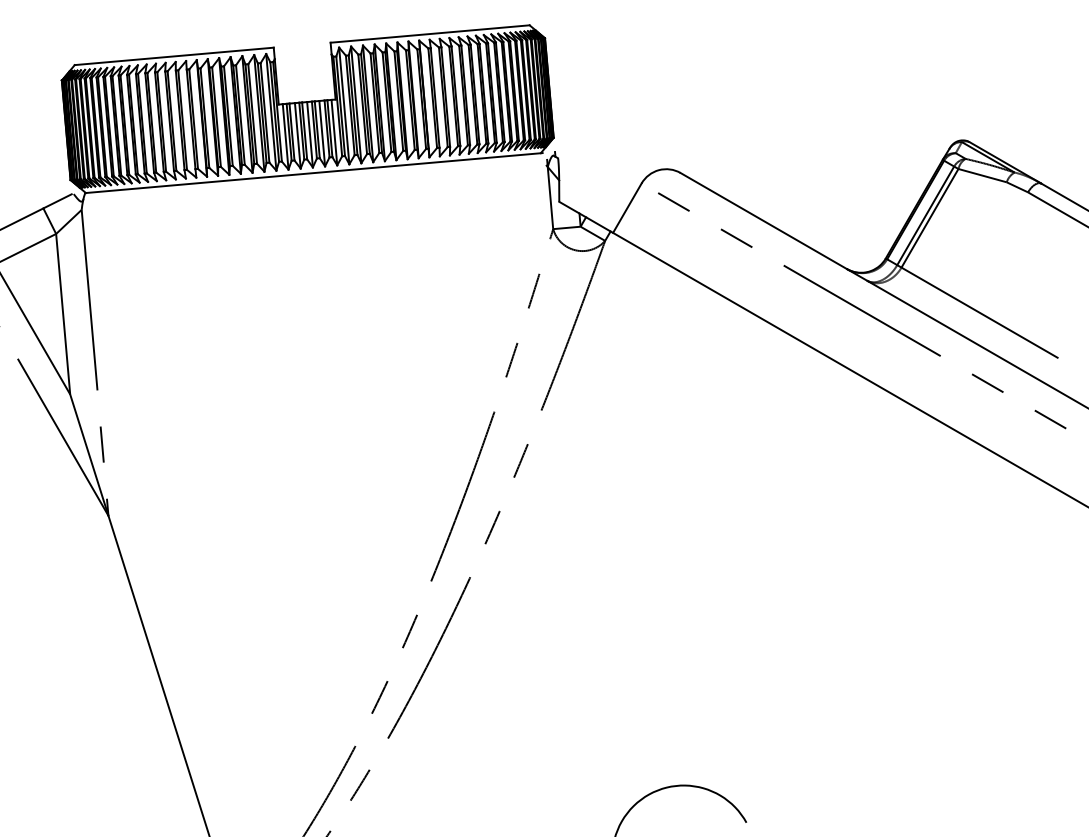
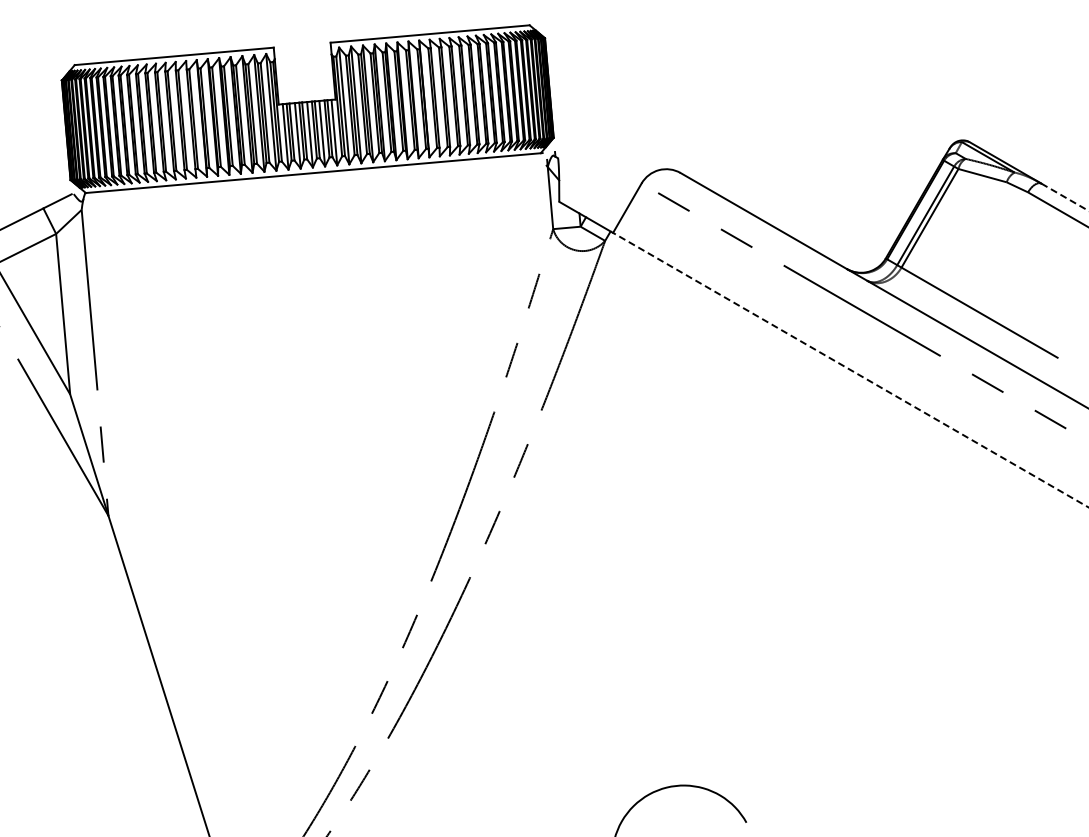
line: solid -> dashed (1065, 197)
line: solid -> dashed (849, 369)
